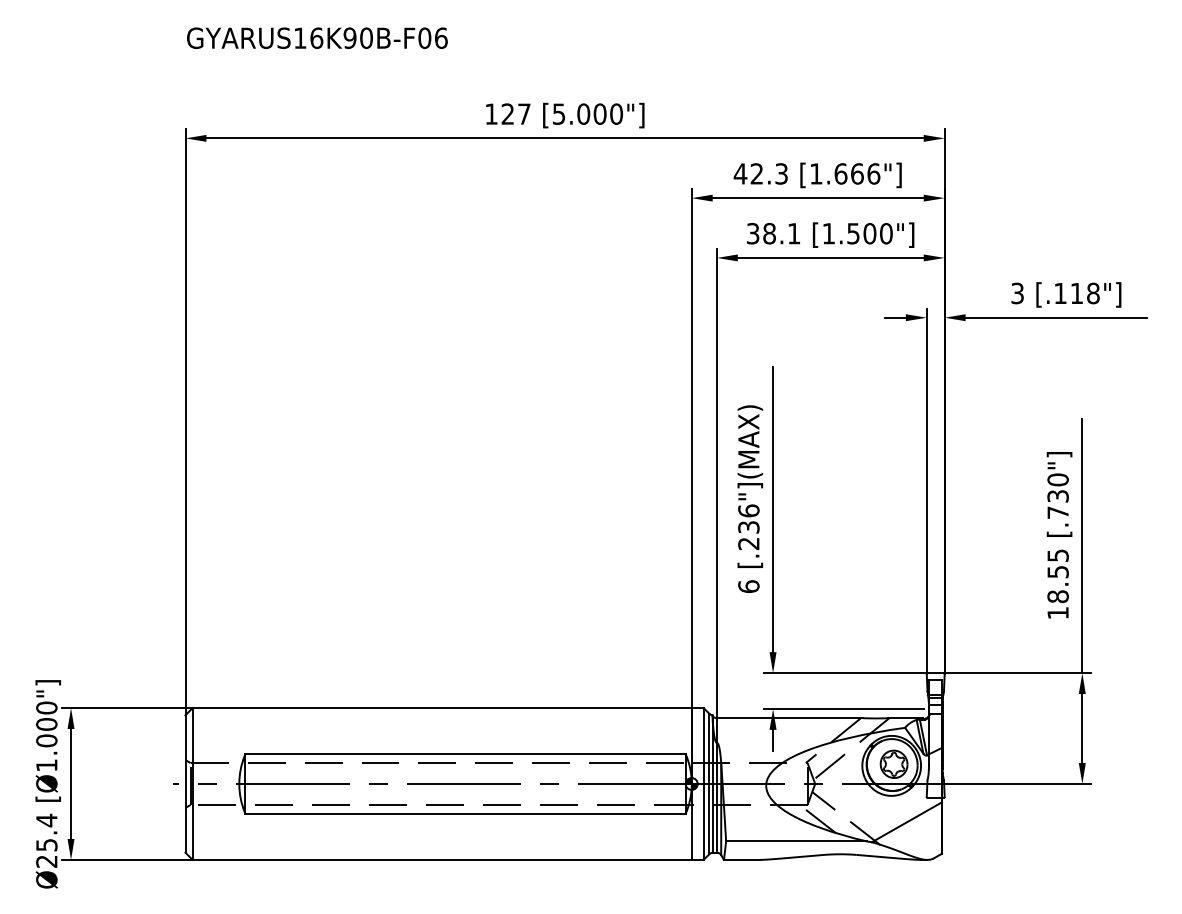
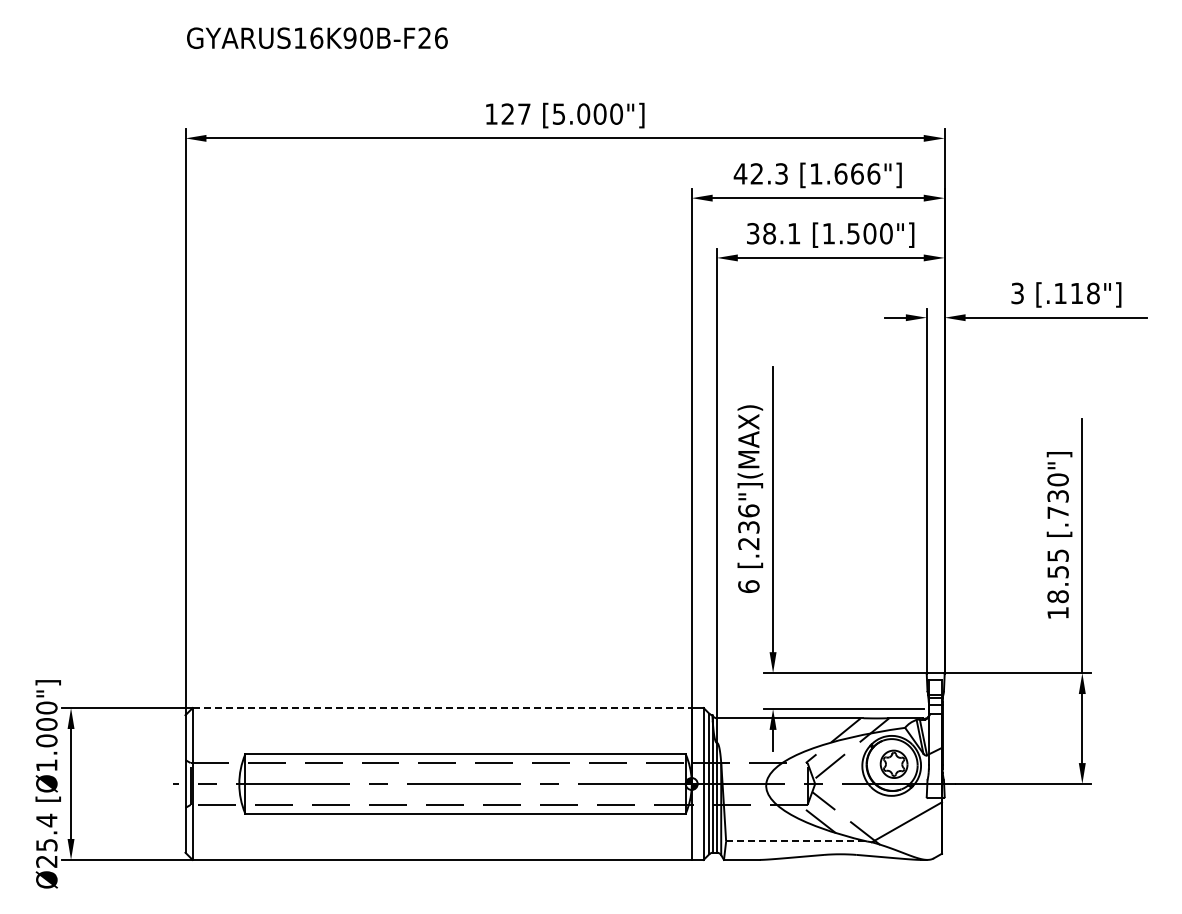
text: GYARUS16K90B-F06 -> GYARUS16K90B-F26 (424, 37)
line: solid -> dashed (442, 708)
line: solid -> dashed (796, 841)
